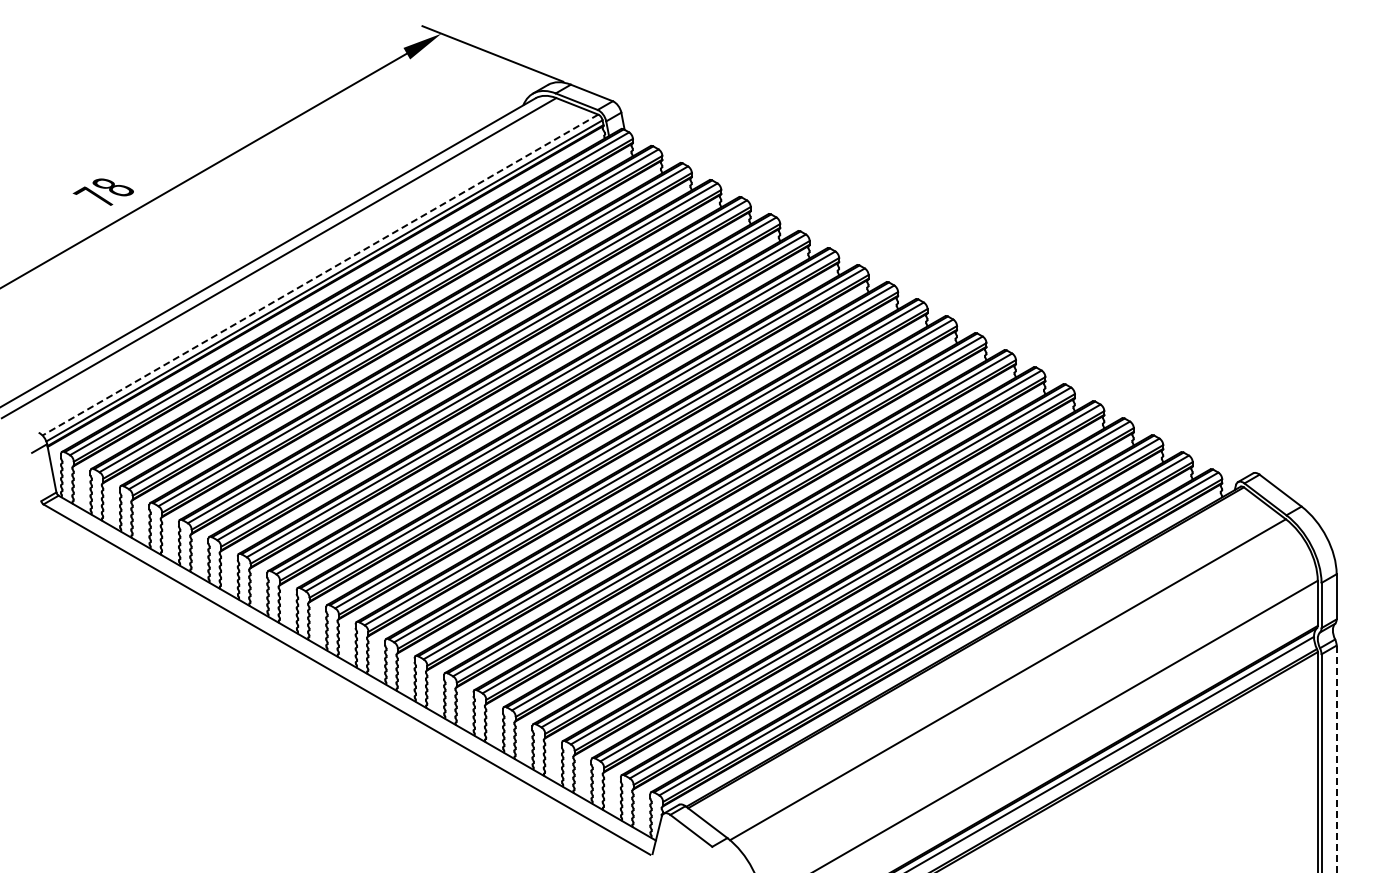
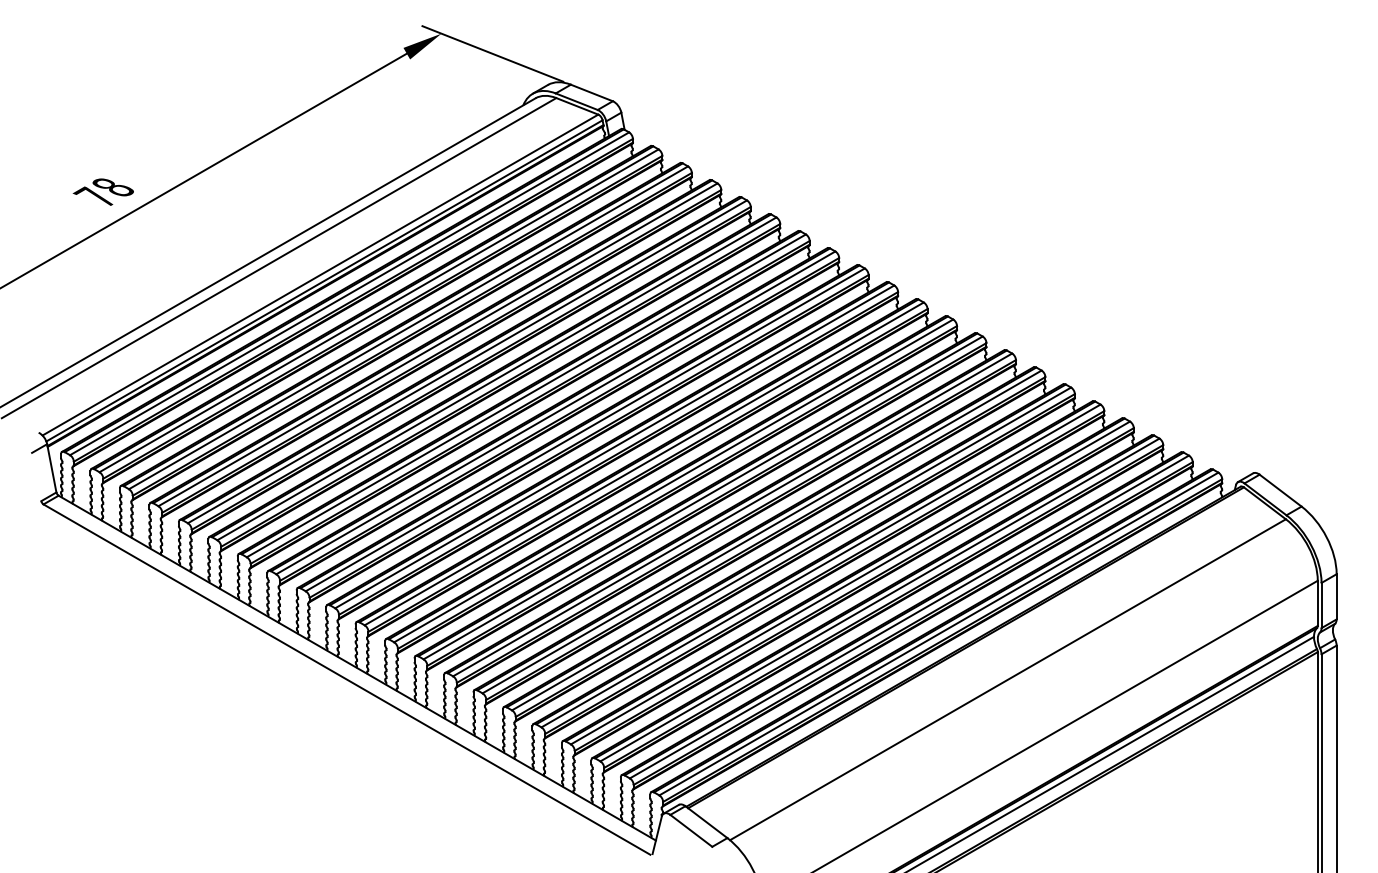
line: dashed -> solid (320, 275)
line: dashed -> solid (1336, 759)
